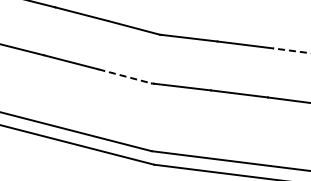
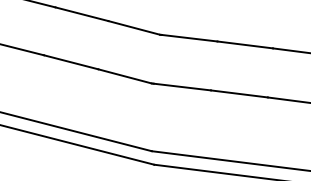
line: dashed -> solid (291, 50)
line: dashed -> solid (125, 76)
